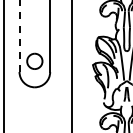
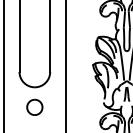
line: dashed -> solid (19, 36)
part position: (34, 60) -> (34, 106) (34, 106)
line position: (71, 65) -> (65, 65) (65, 65)
